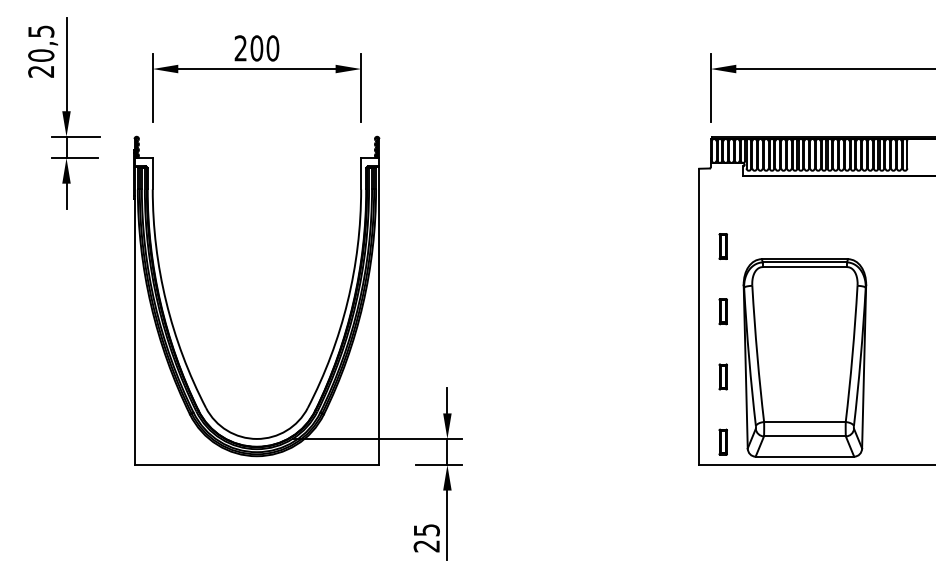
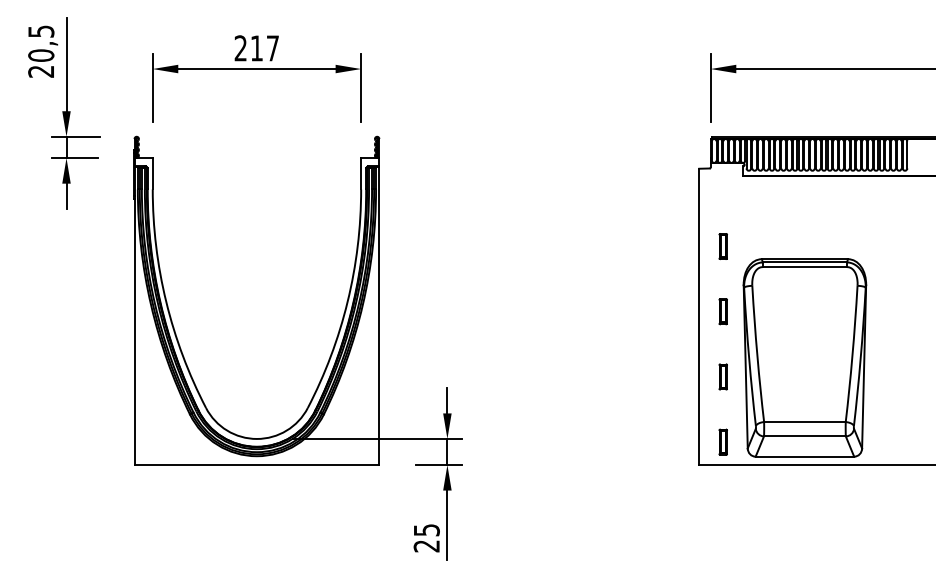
text: 200 -> 217 (264, 48)
